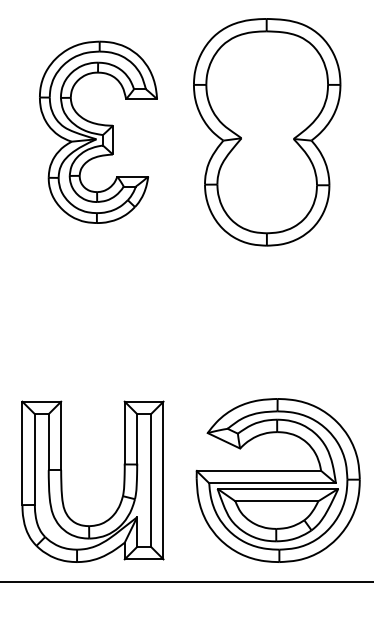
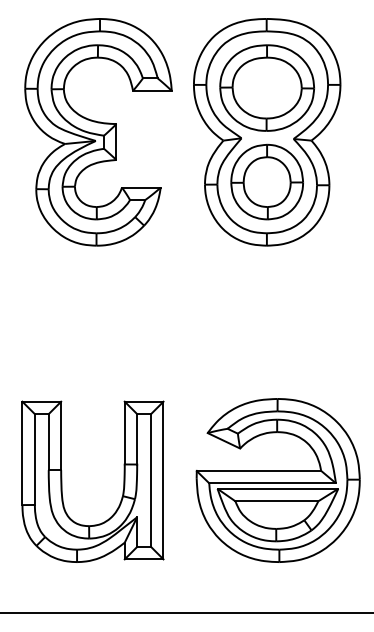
part: none -> present (267, 87)
part size: 119x184 px -> 149x229 px (98, 132)
part: none -> present (266, 181)
line position: (186, 582) -> (186, 613) (186, 613)
